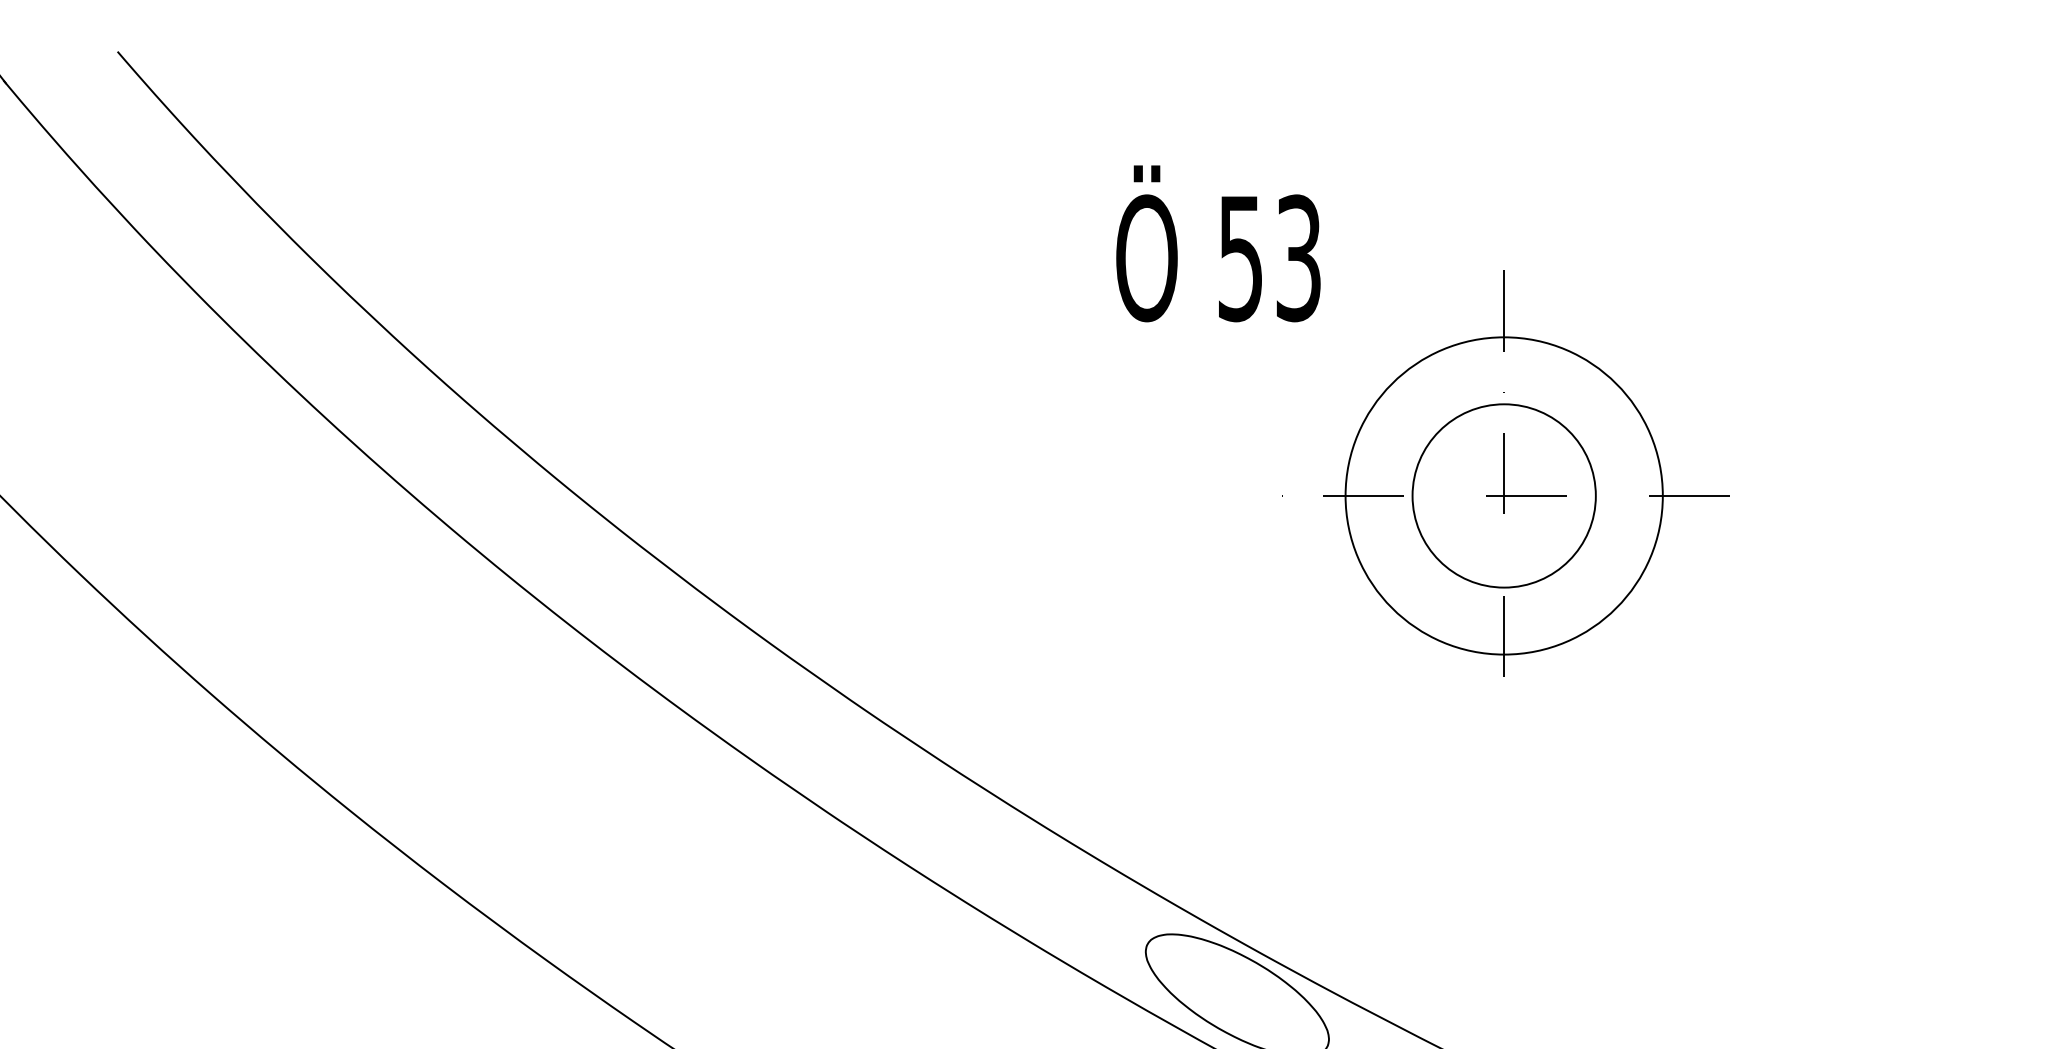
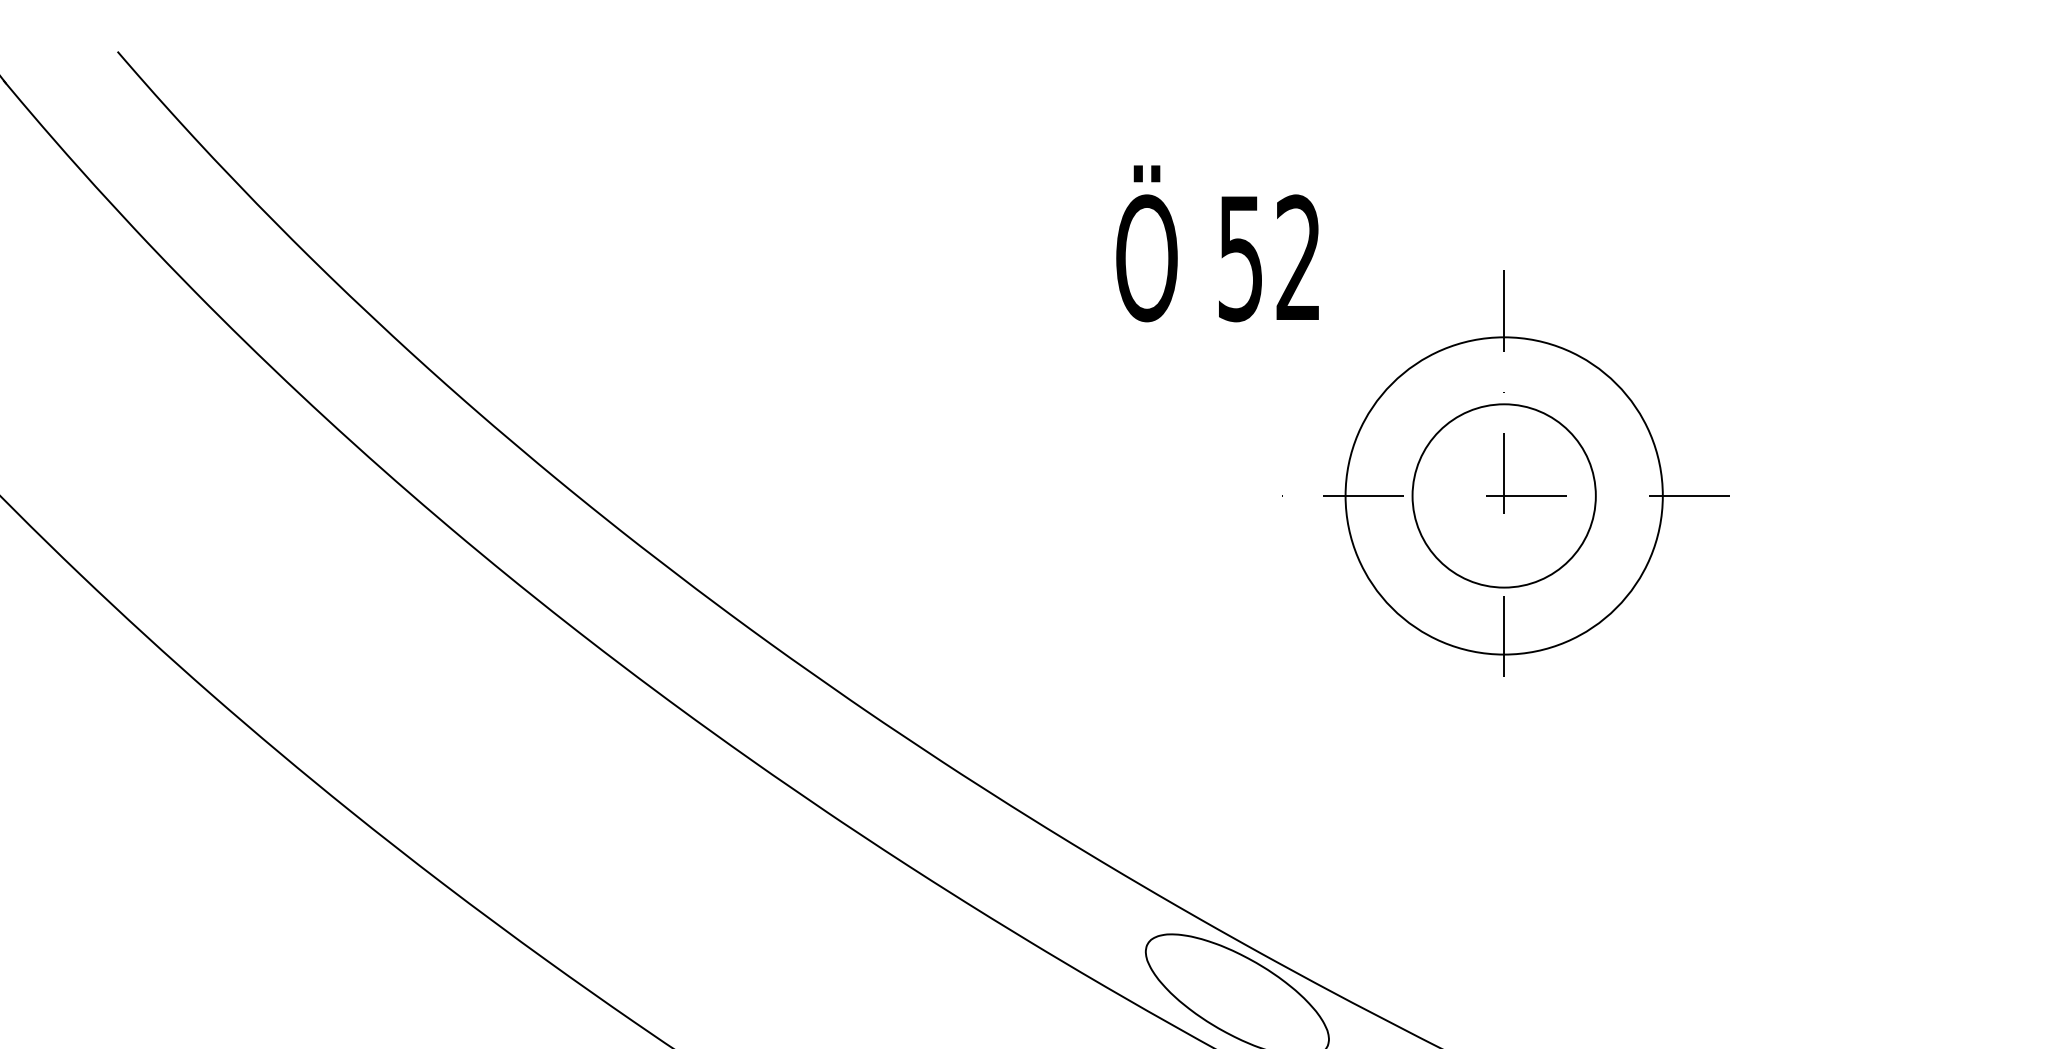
text: 53 -> 52 (1298, 258)
